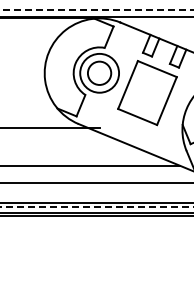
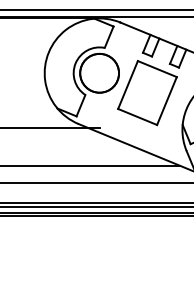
line: dashed -> solid (96, 10)
circle diameter: 23 px -> 39 px (99, 72)
line: dashed -> solid (97, 207)
